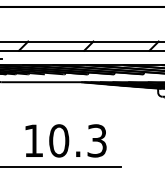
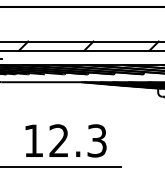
text: 10.3 -> 12.3 (59, 140)
